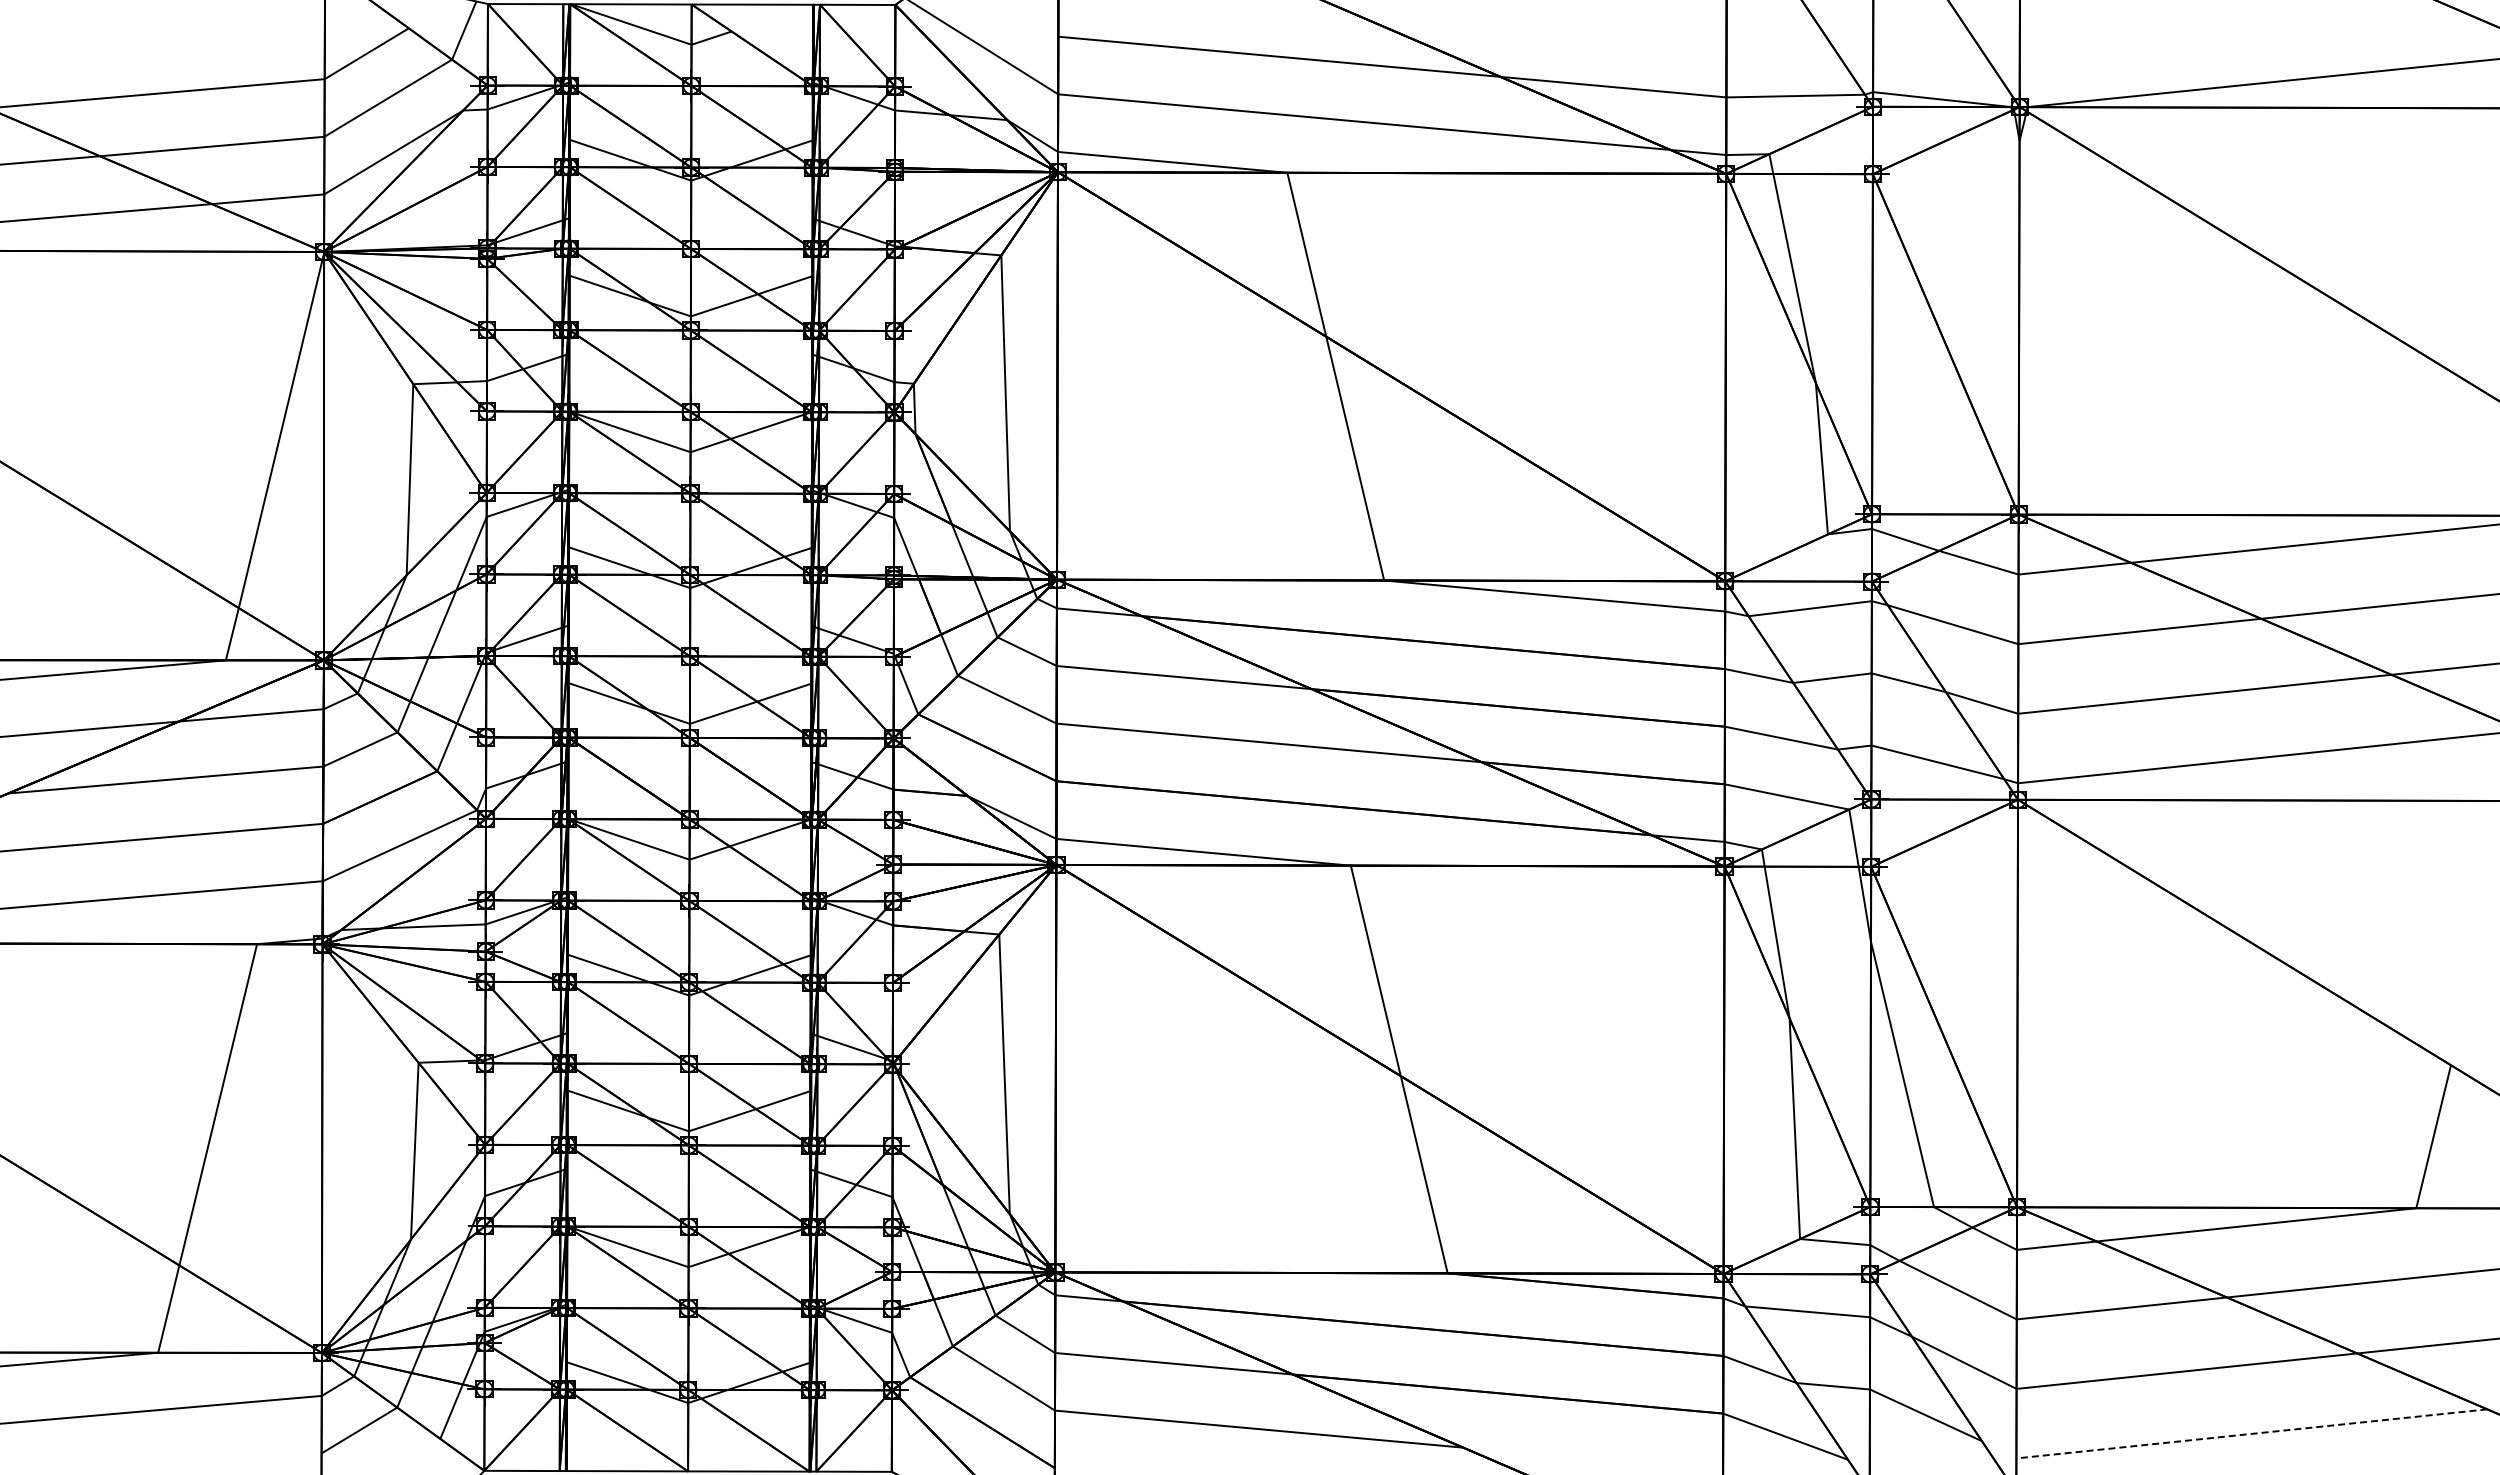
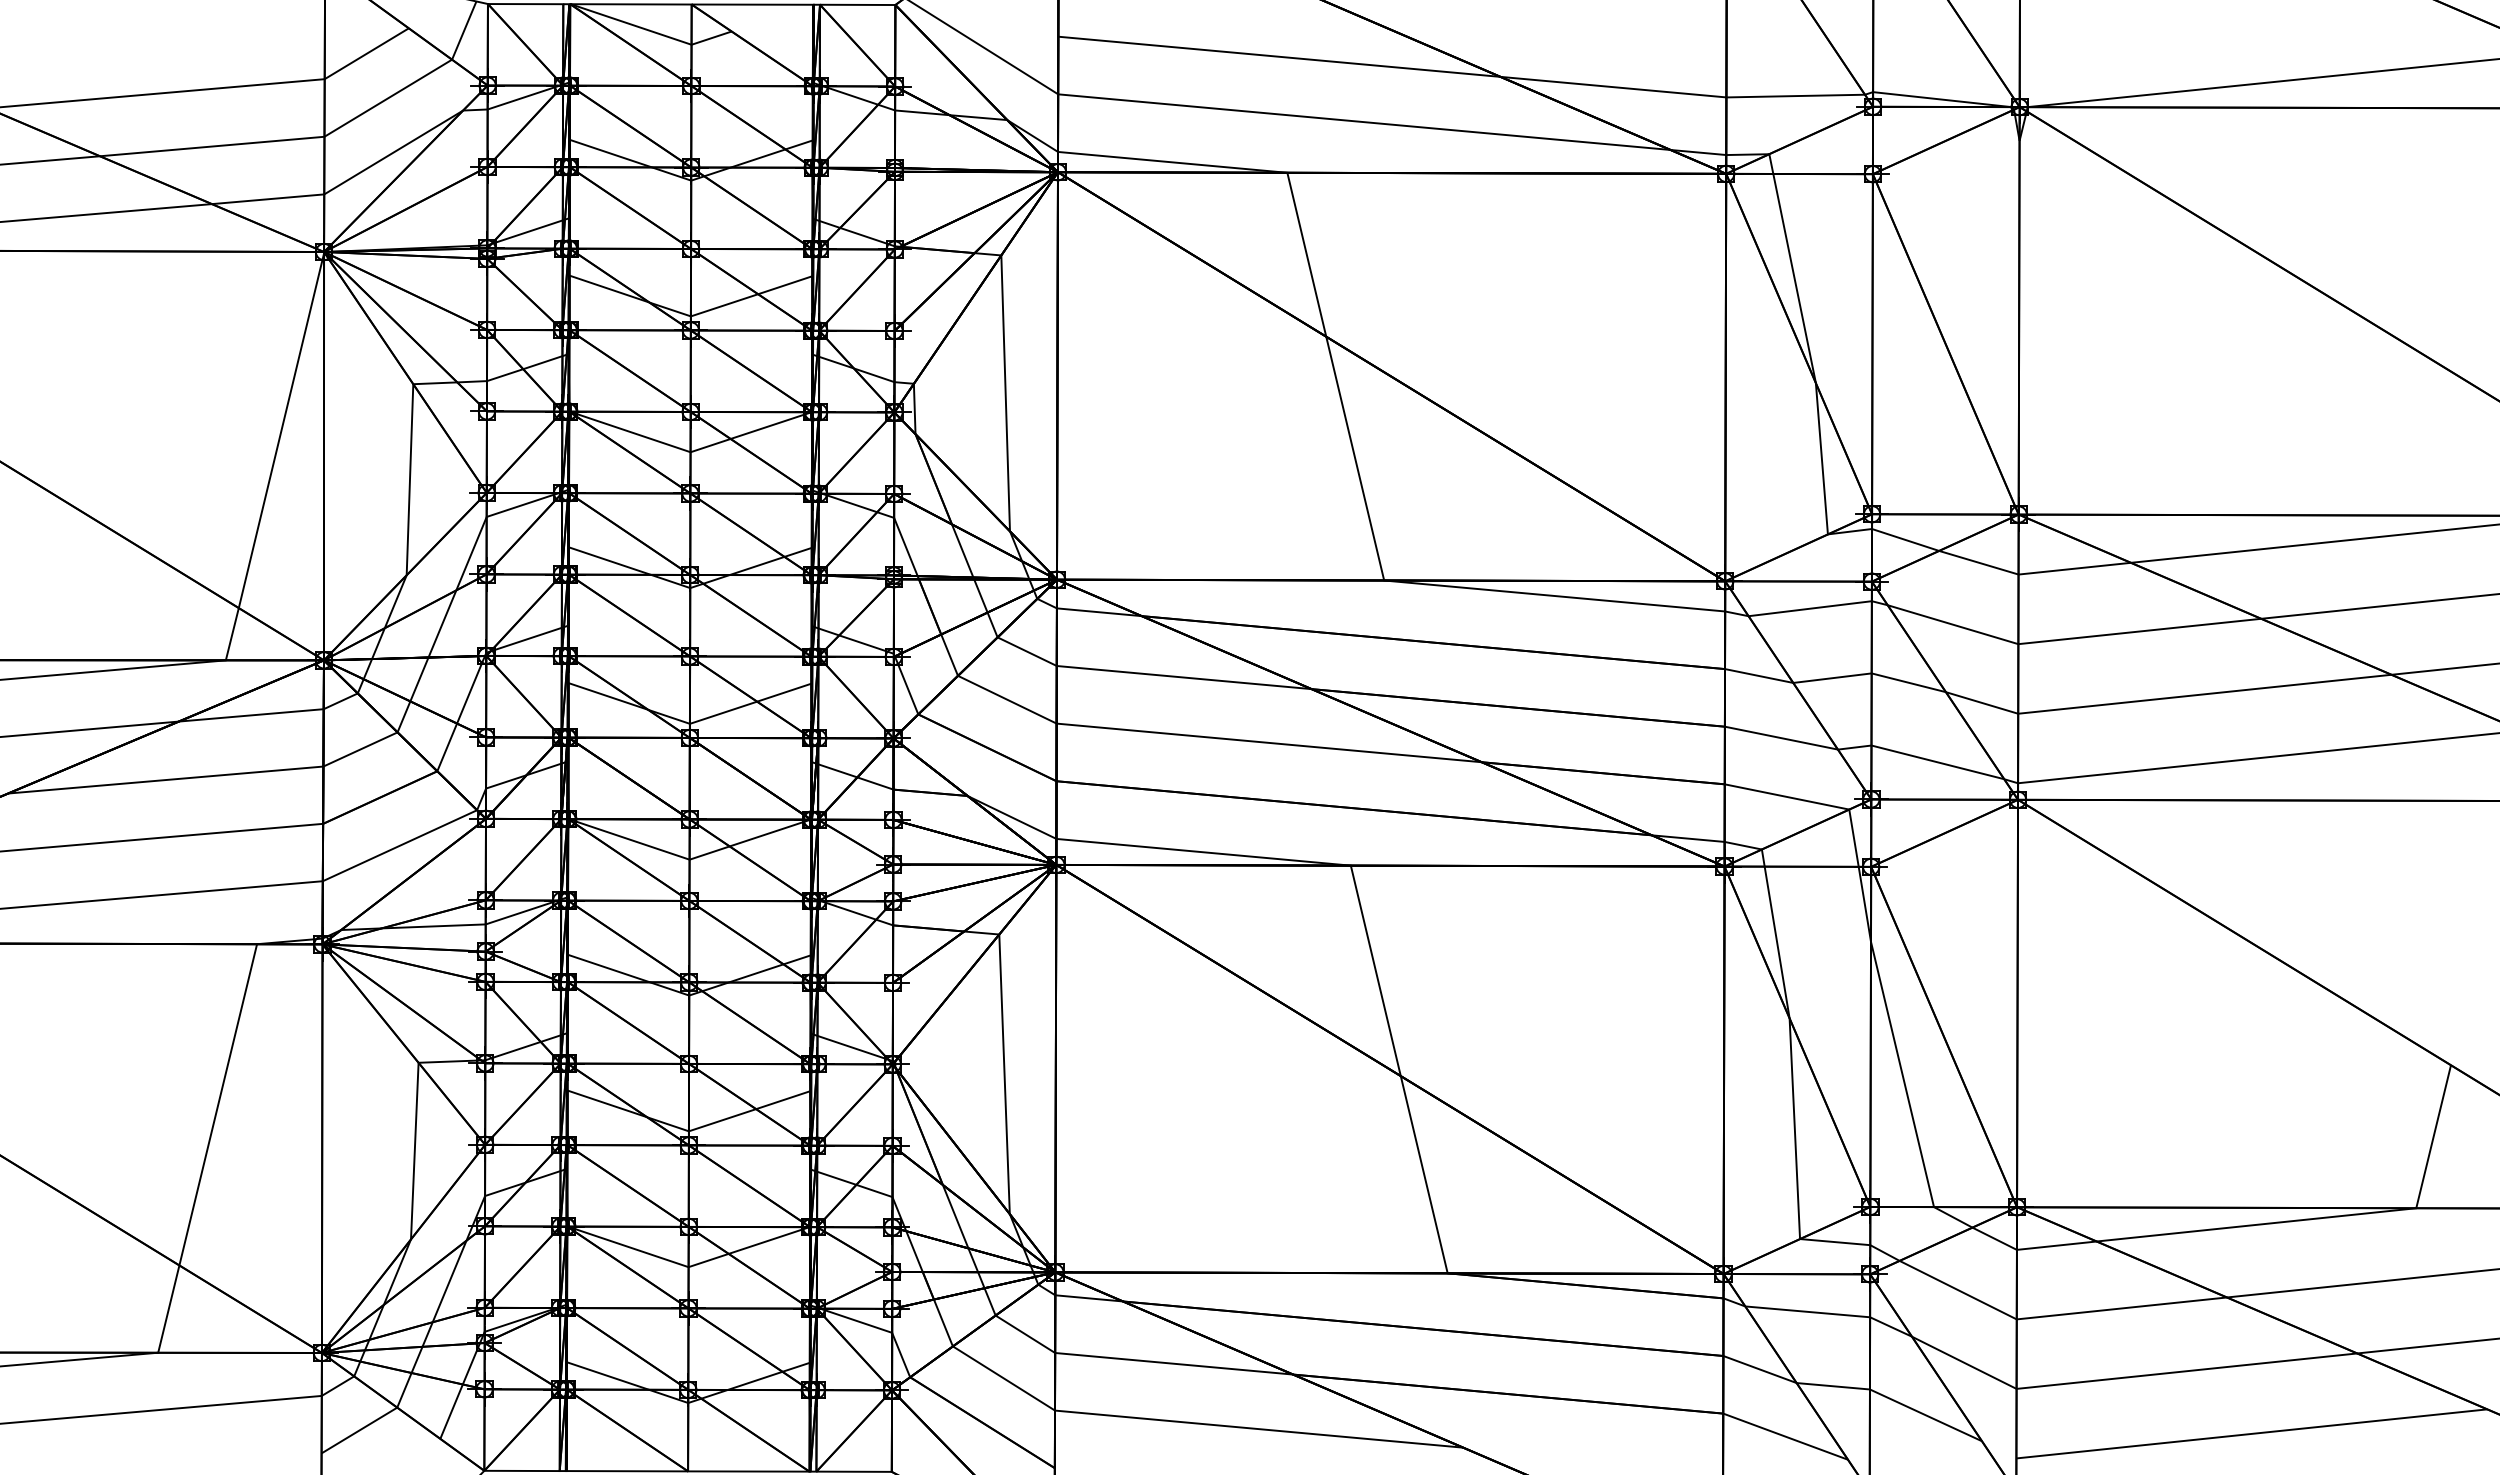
line: dashed -> solid (2251, 1433)
